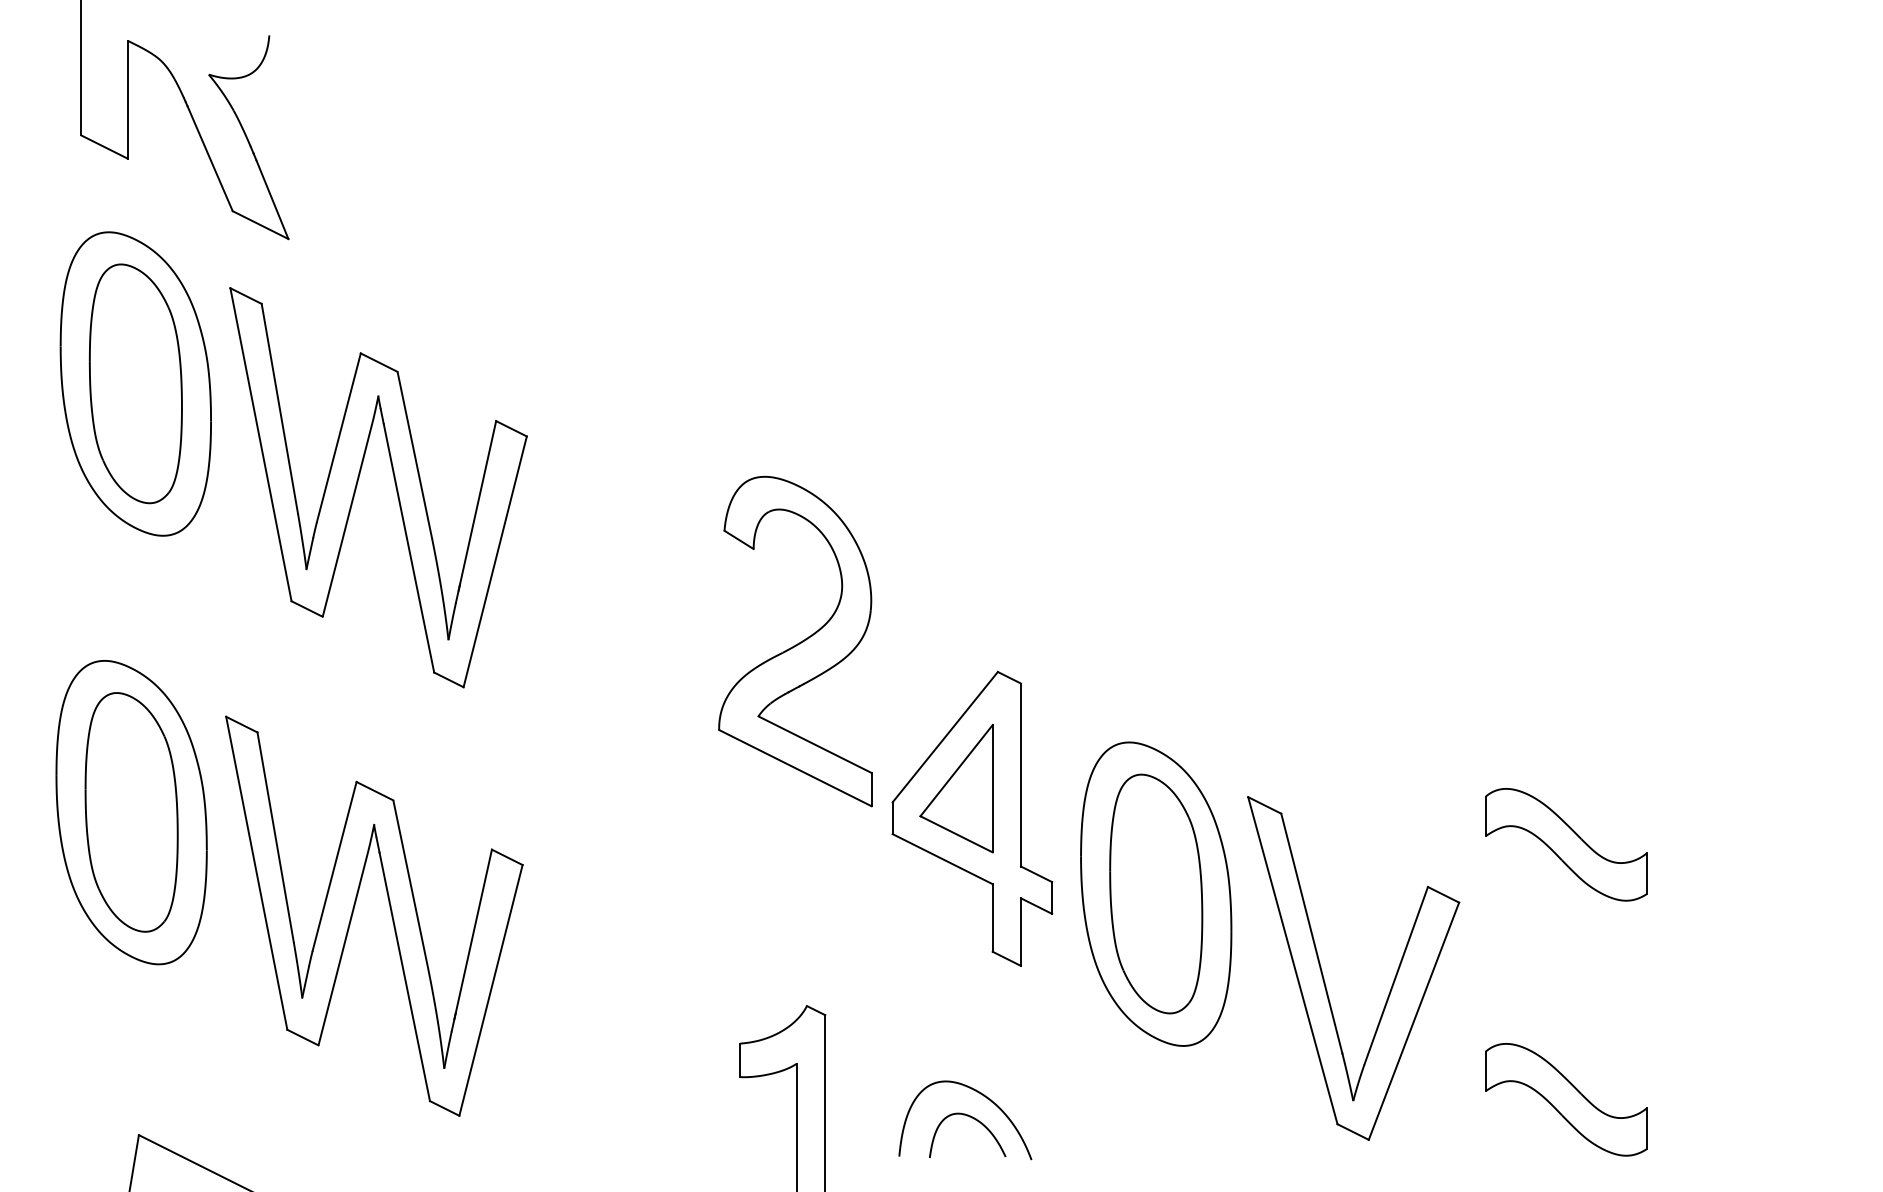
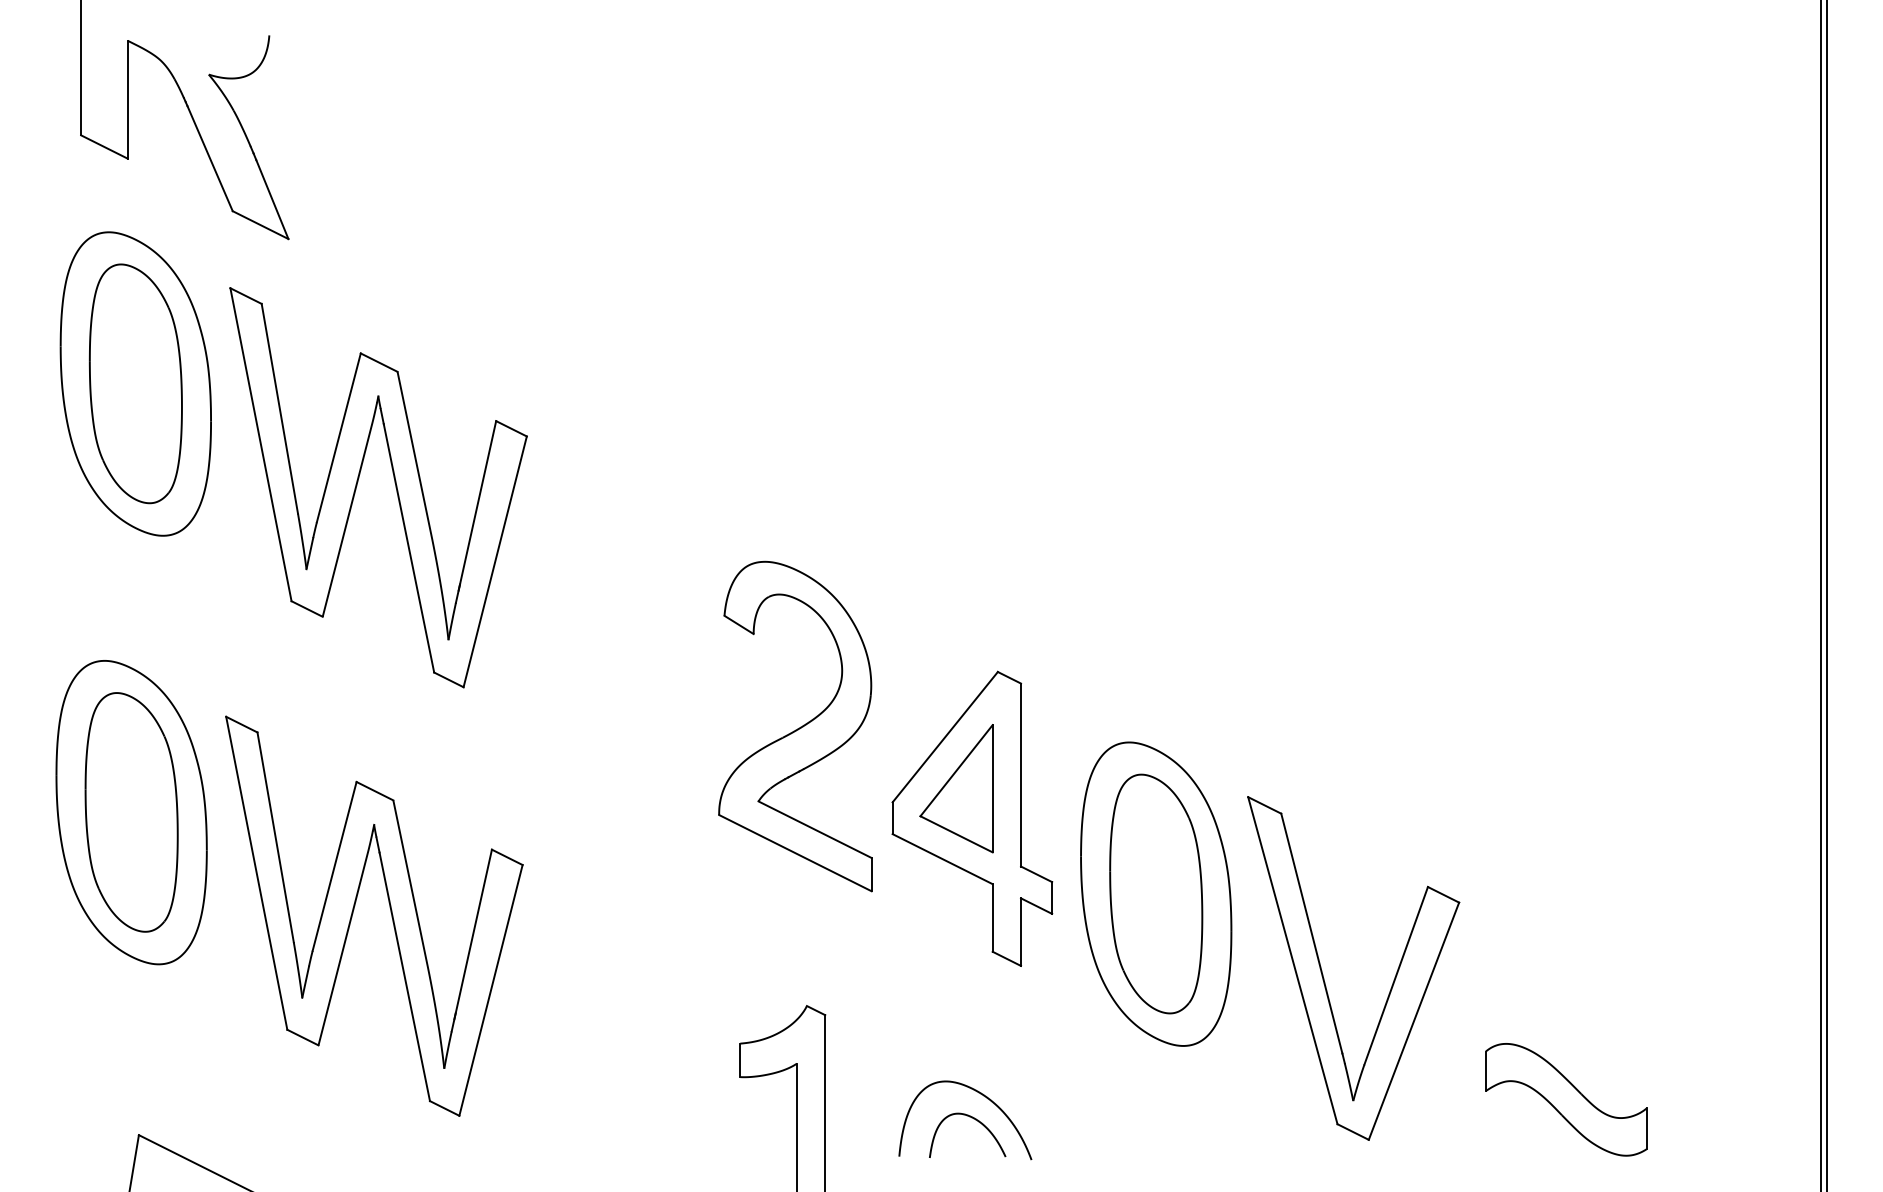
line: none -> present (1820, 595)
line: none -> present (1826, 595)
part position: (795, 641) -> (795, 726) (795, 726)
part: present -> none (1566, 844)
